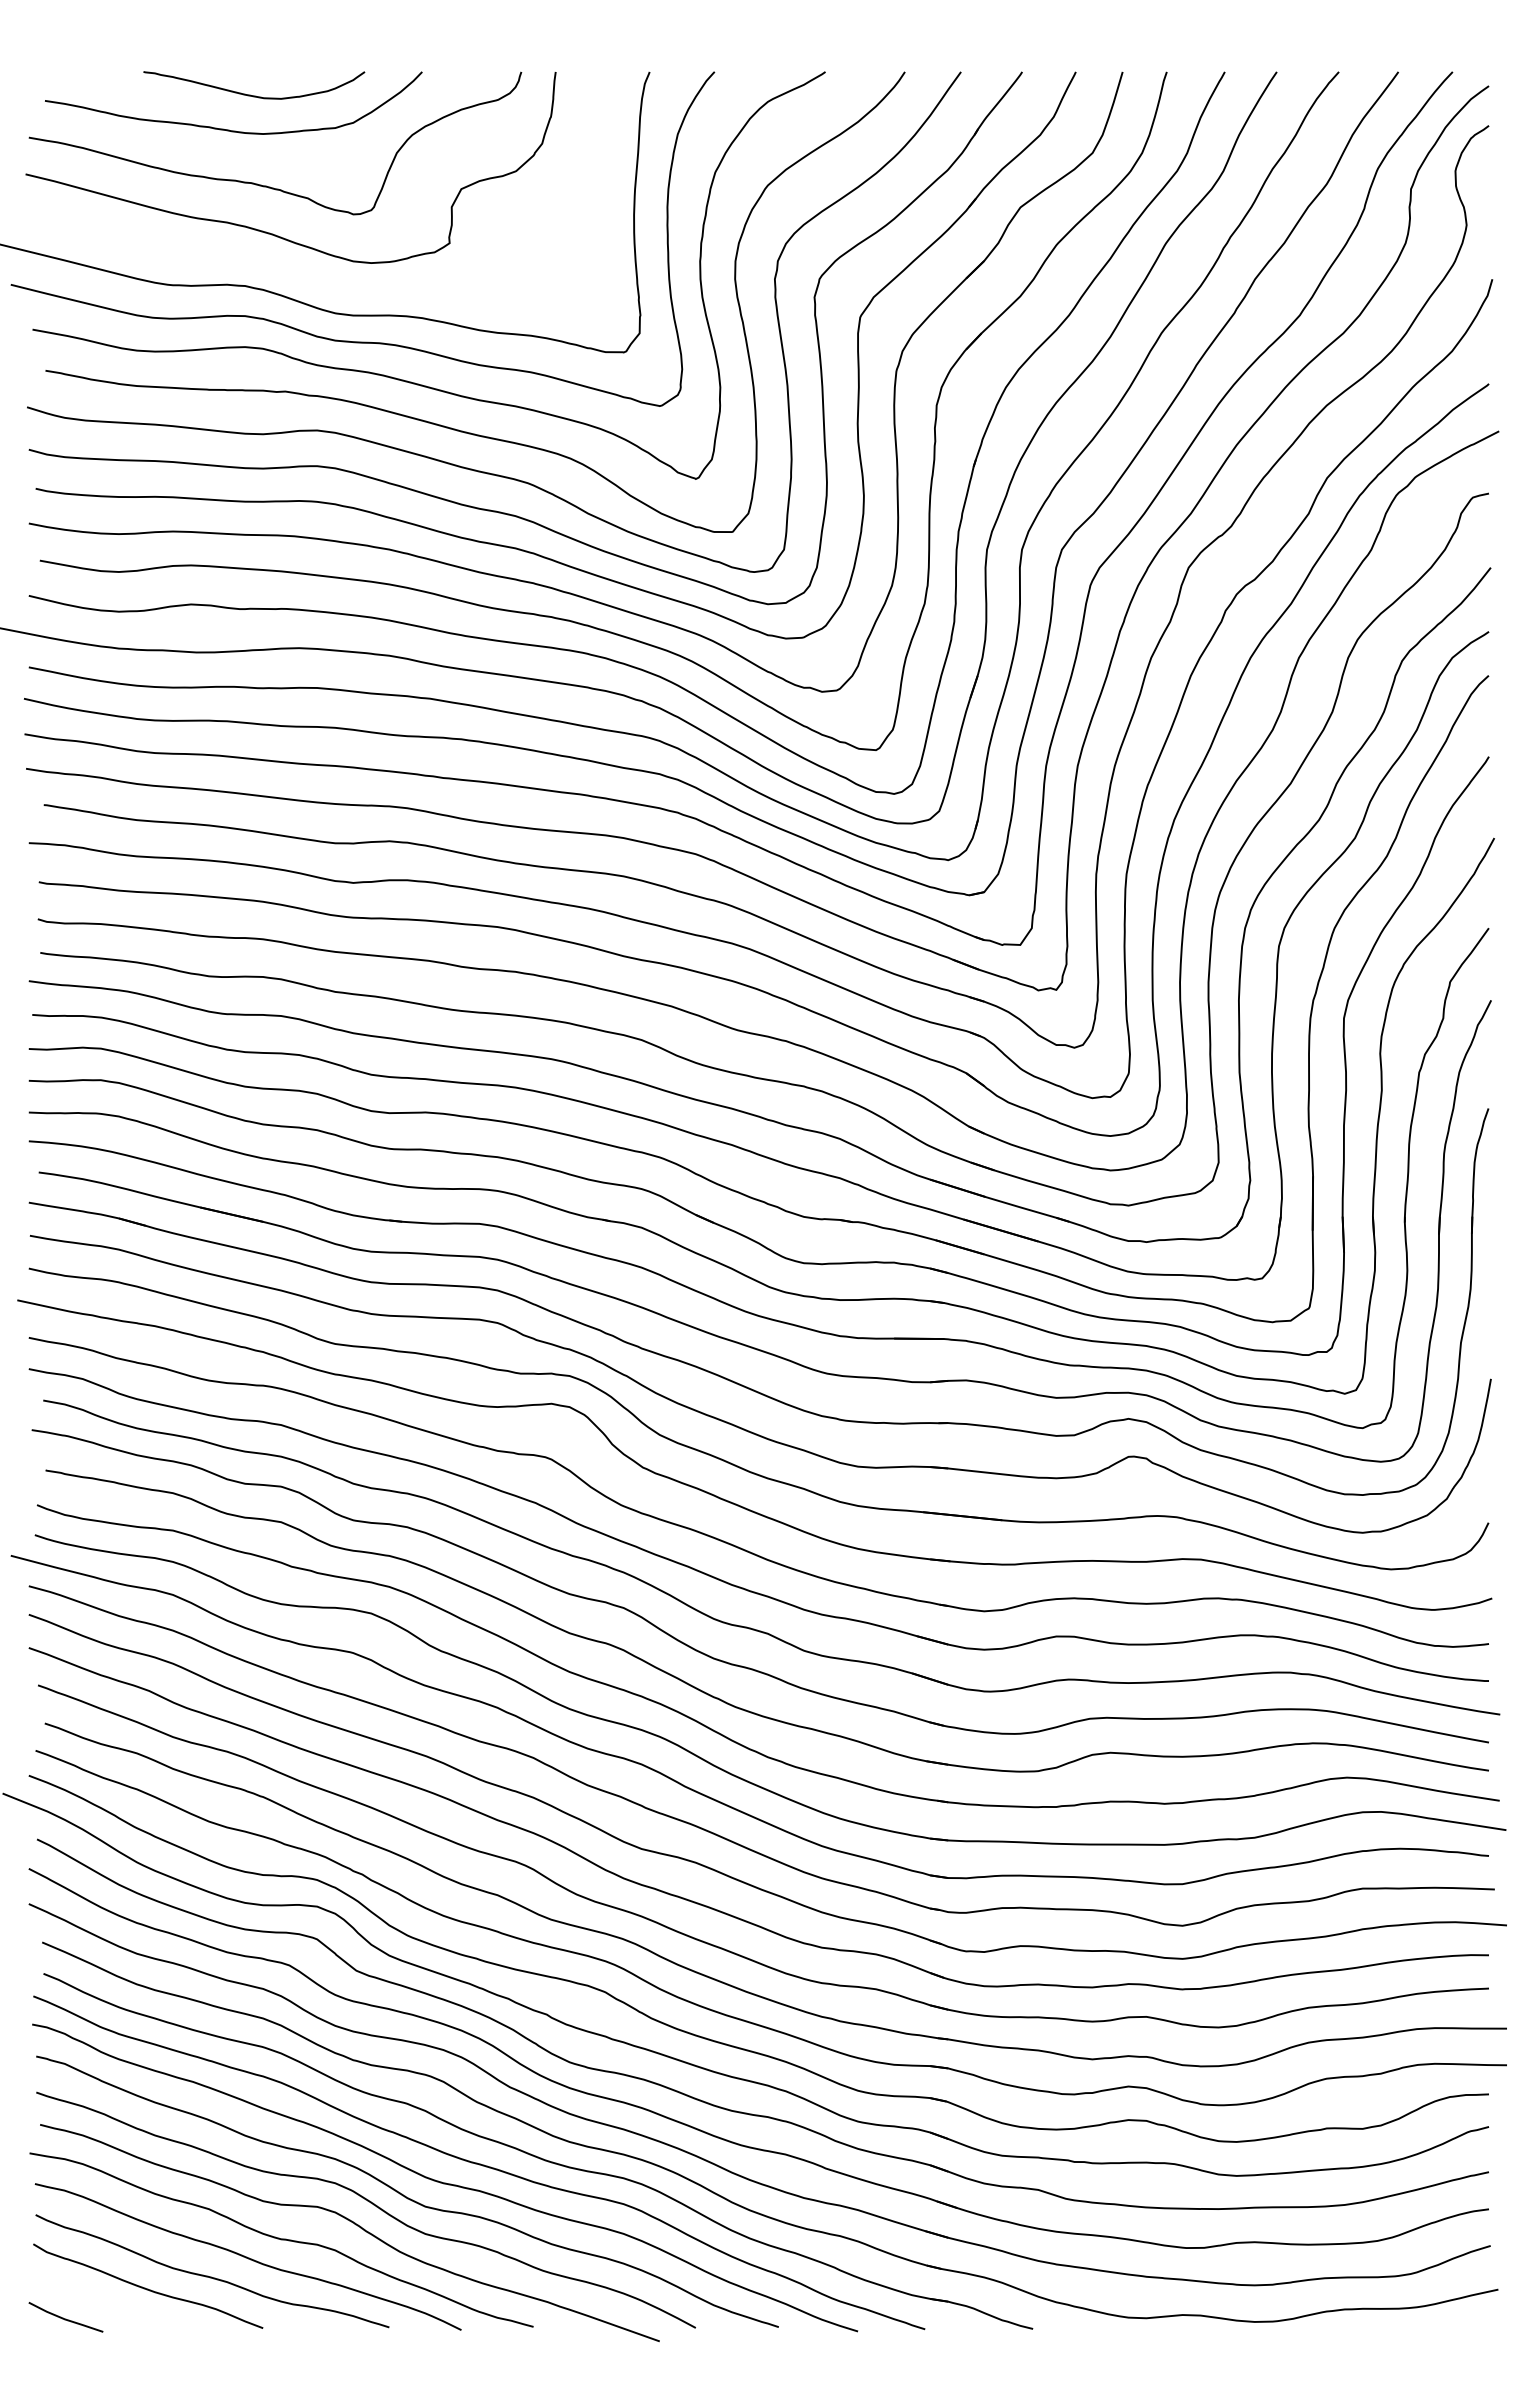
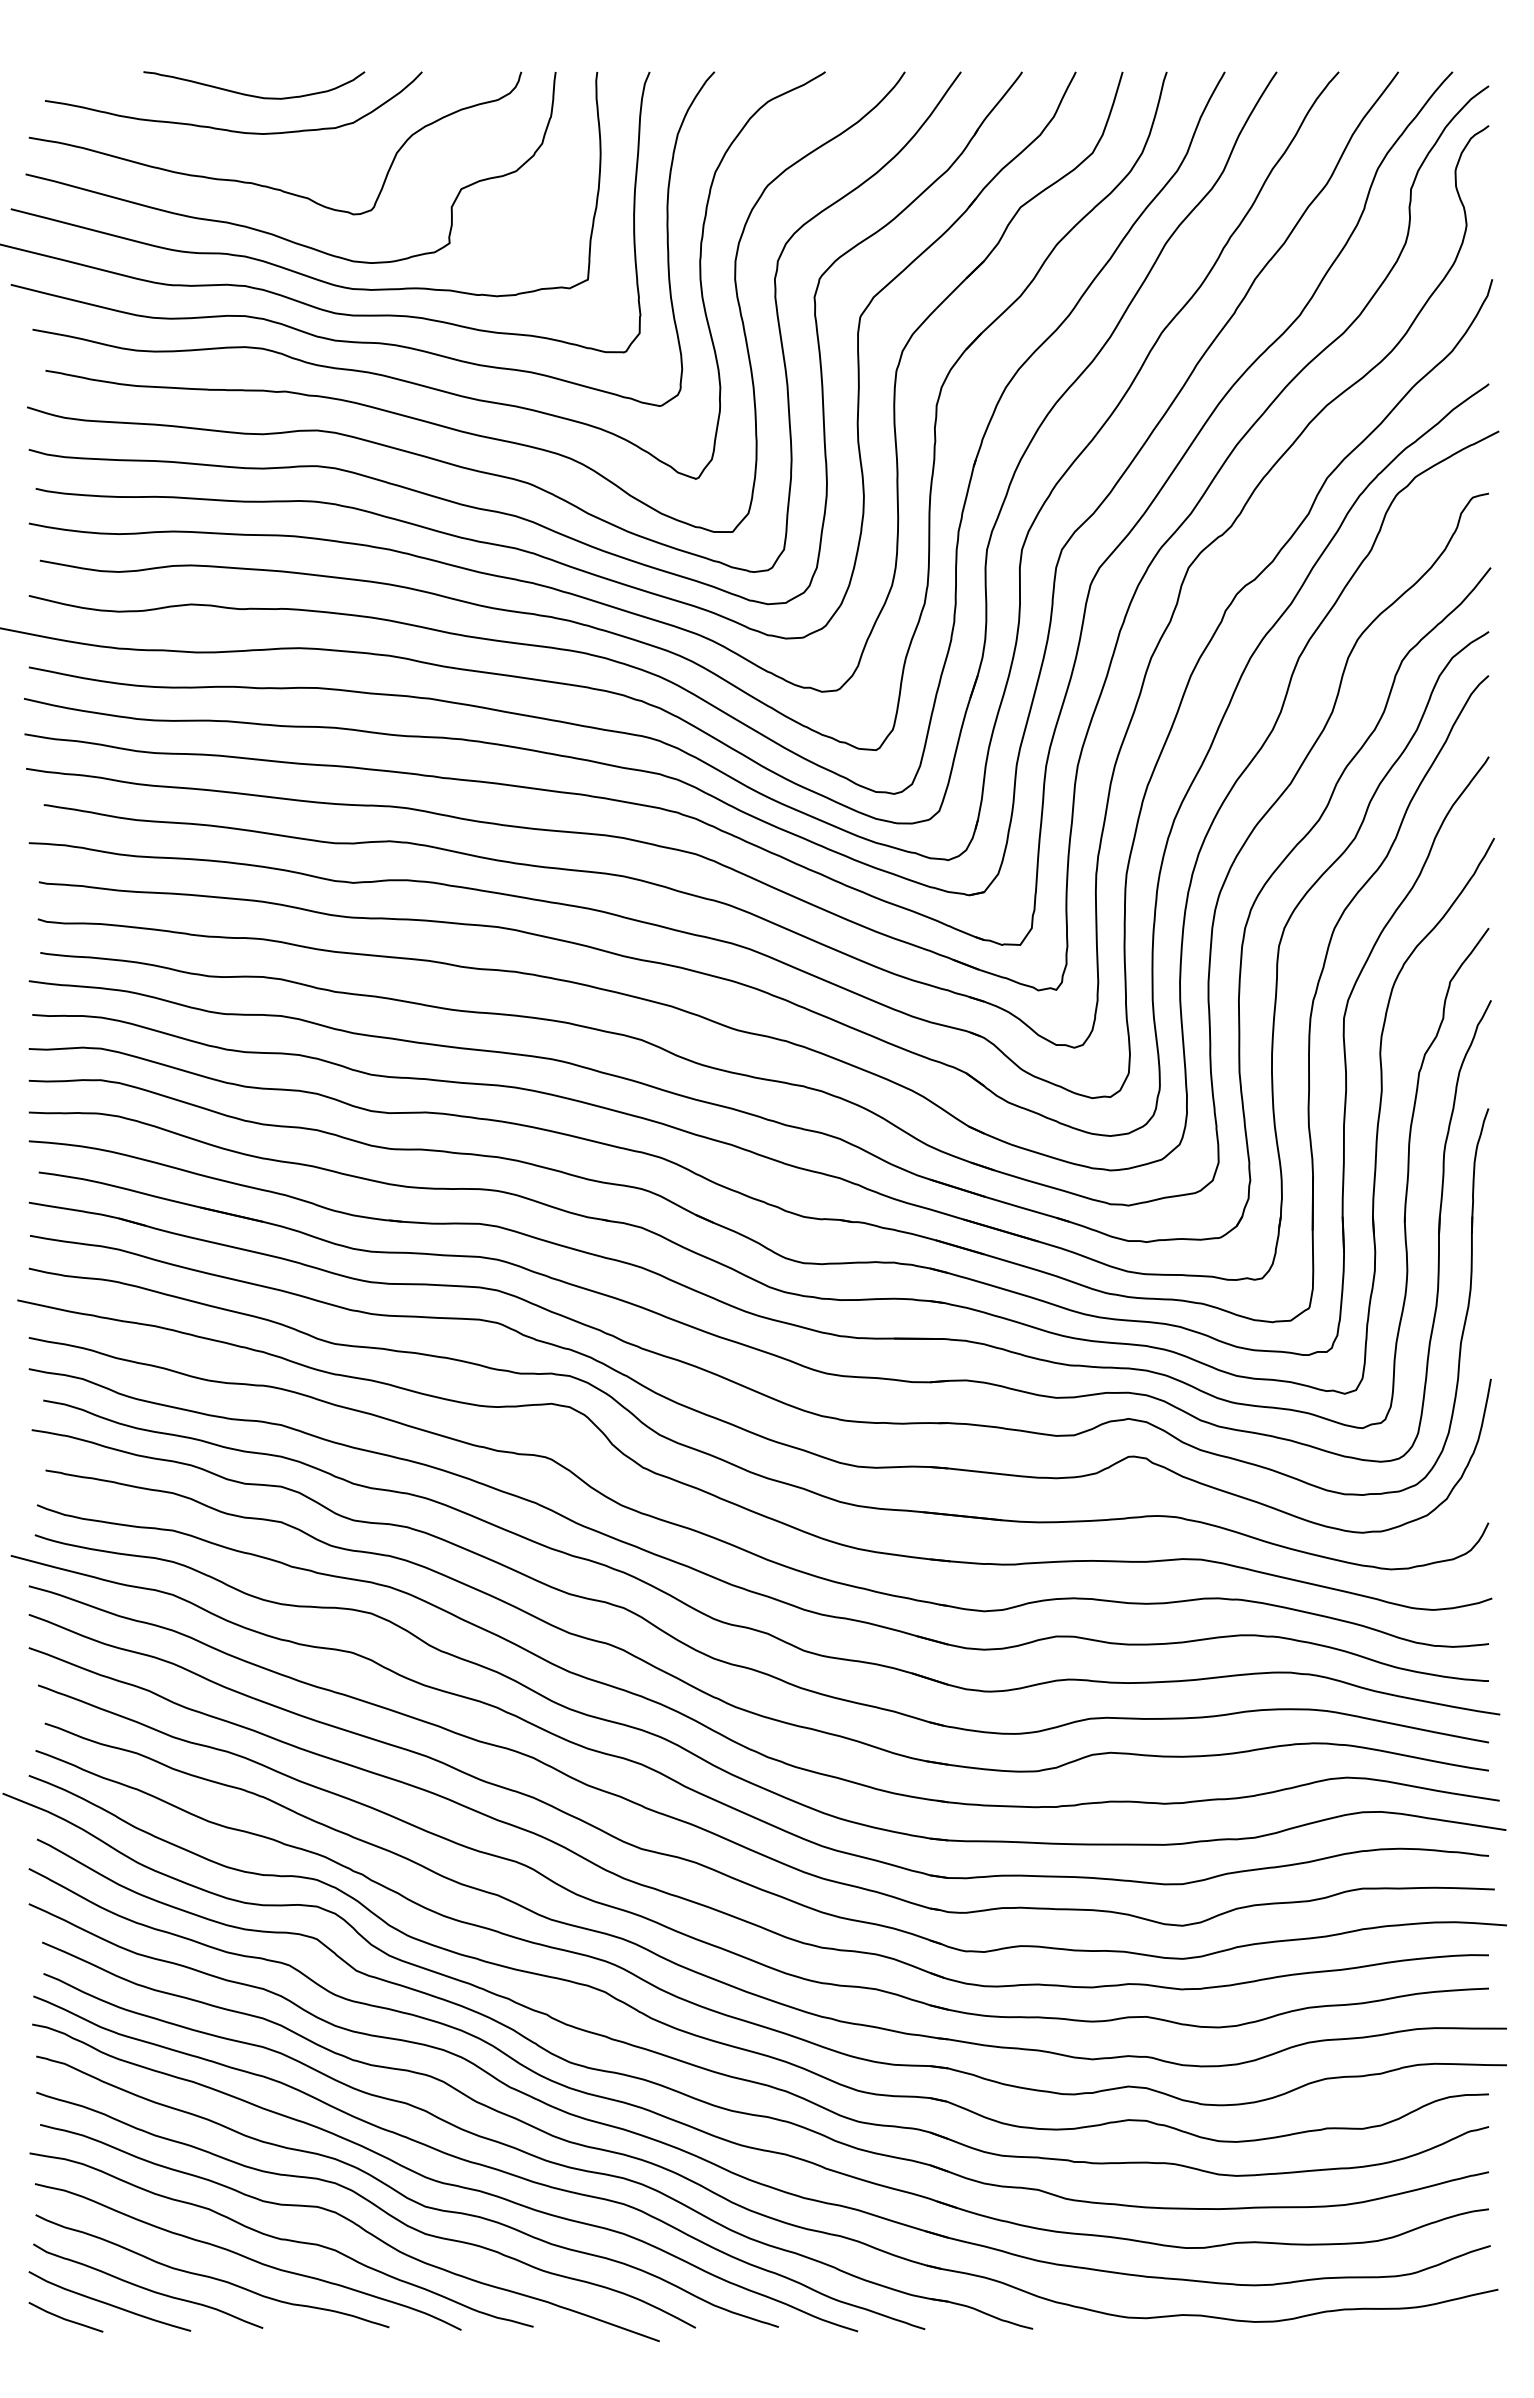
curve: none -> present (279, 265)
curve: none -> present (109, 2303)
